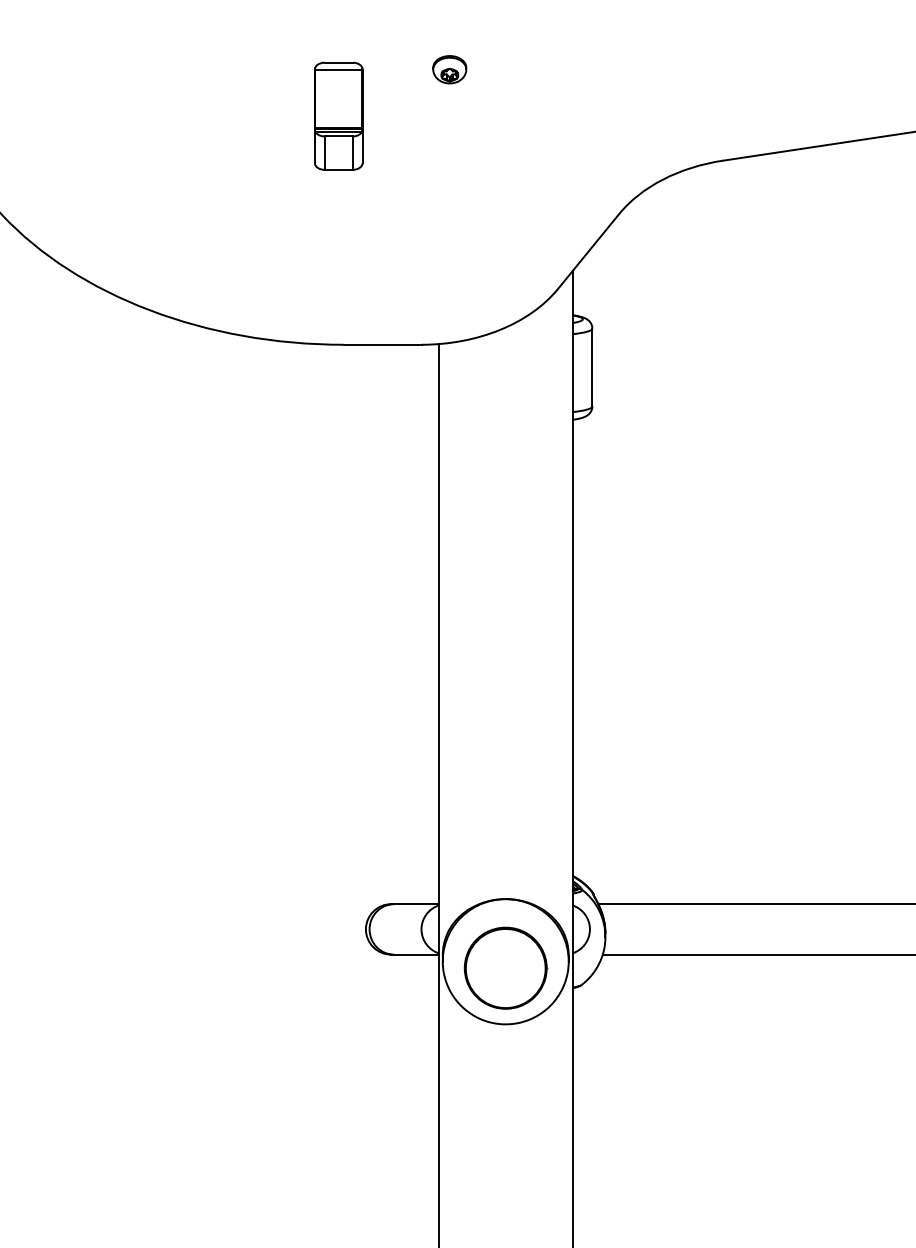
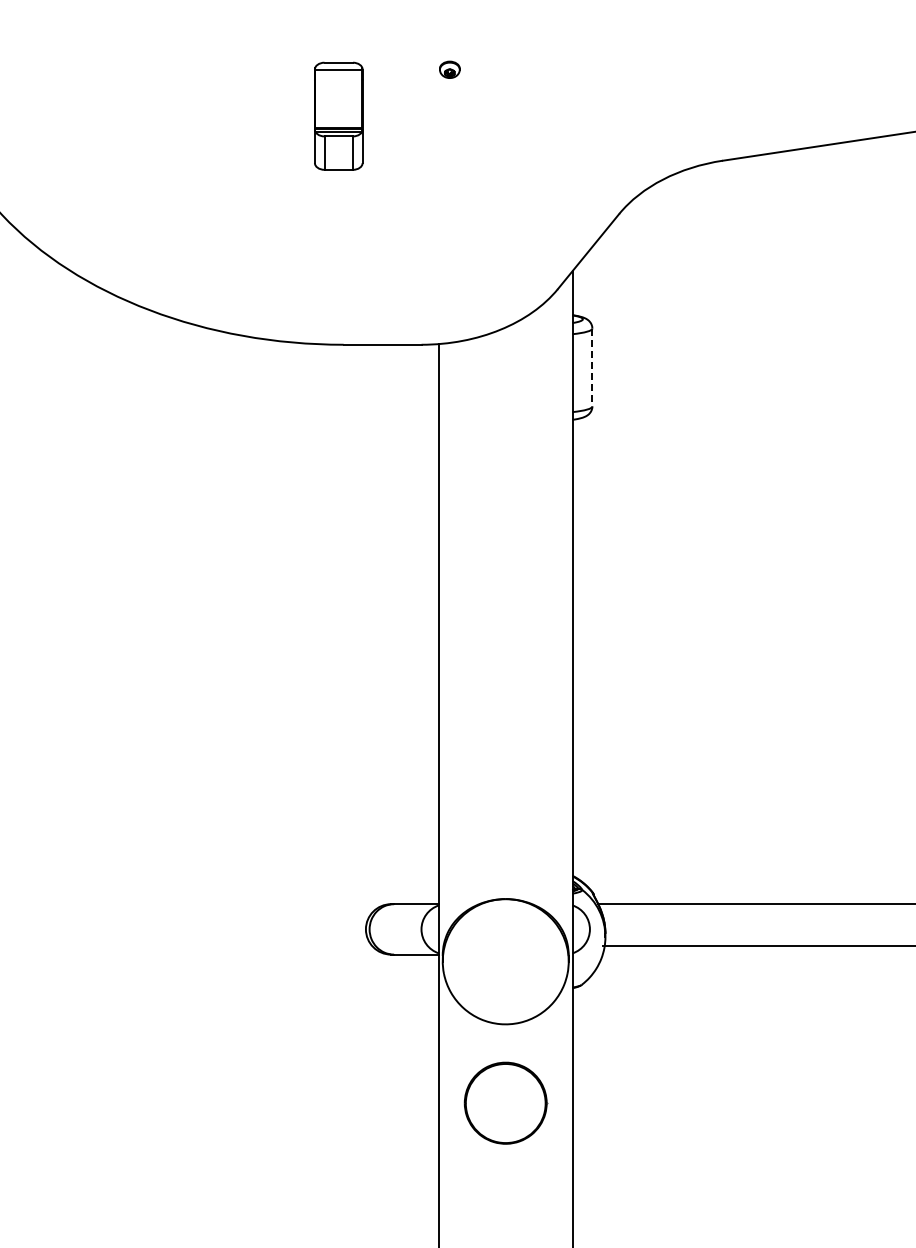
part size: 36x30 px -> 22x19 px (449, 69)
line: solid -> dashed (592, 367)
line position: (757, 954) -> (757, 945) (757, 945)
part position: (505, 967) -> (505, 1102) (505, 1102)
